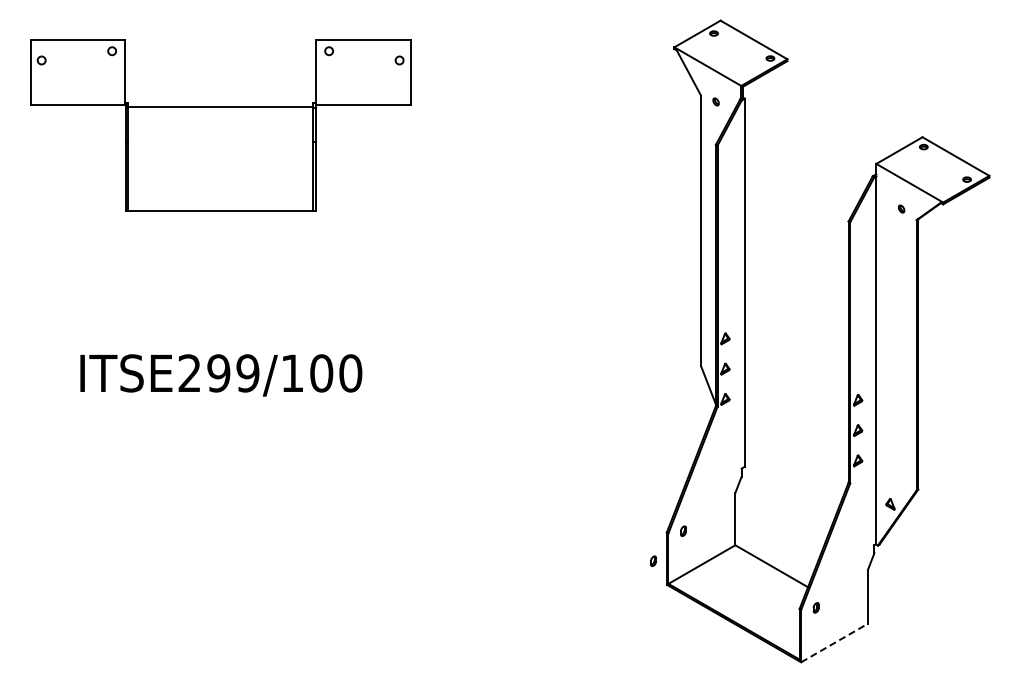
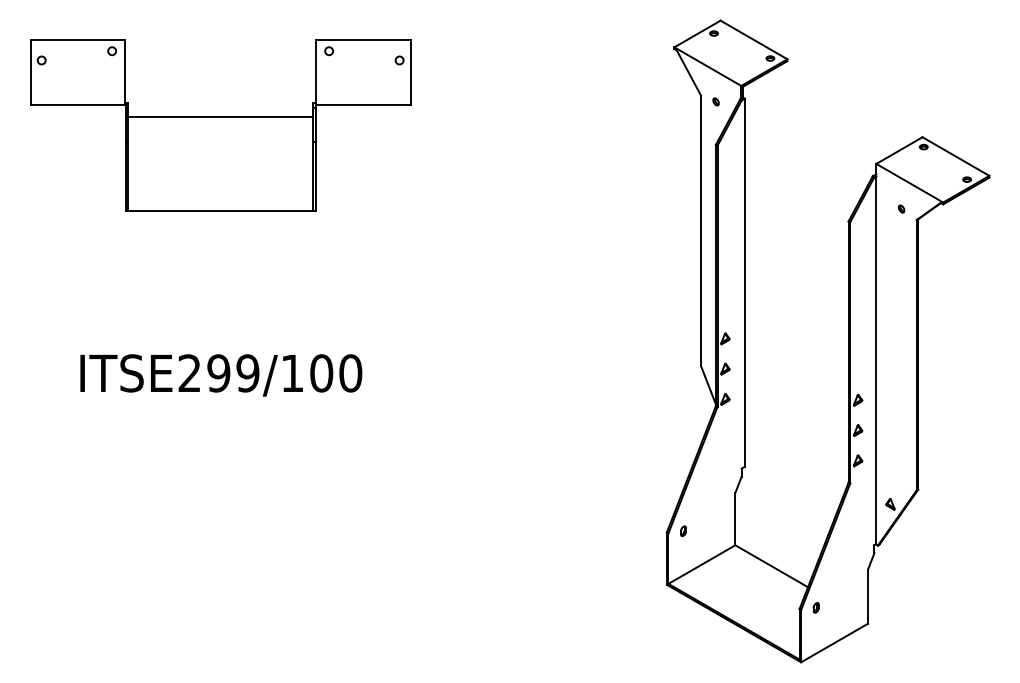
line position: (220, 106) -> (220, 116) (220, 116)
part: present -> none (653, 560)
line: dashed -> solid (834, 643)
